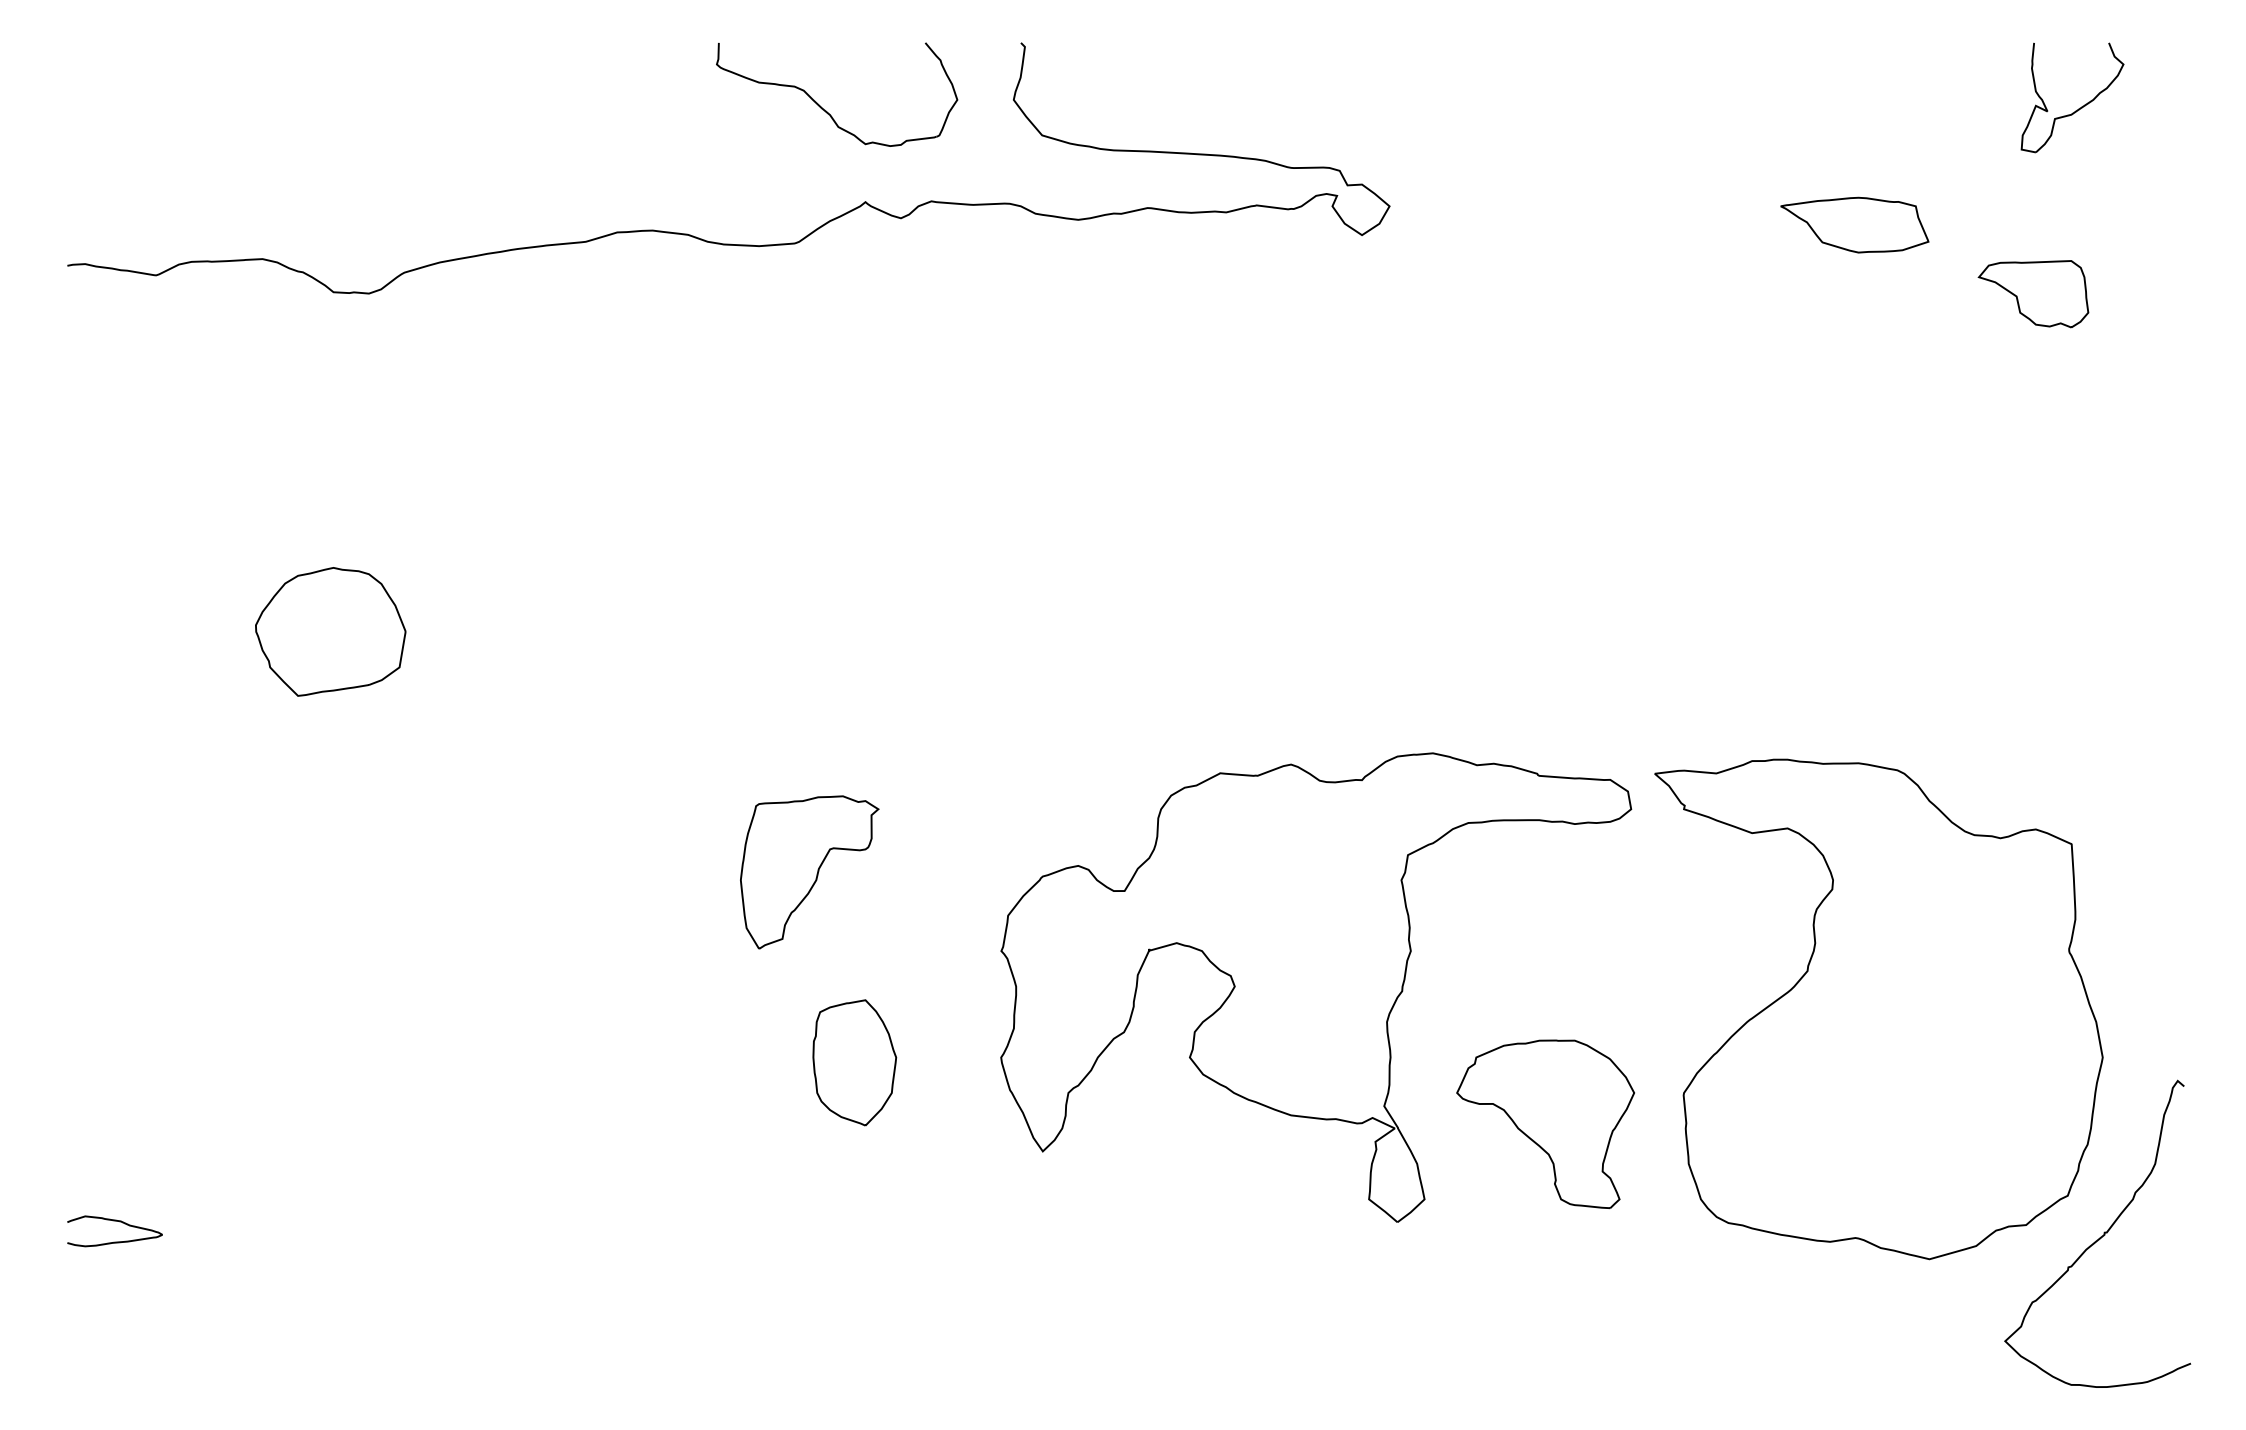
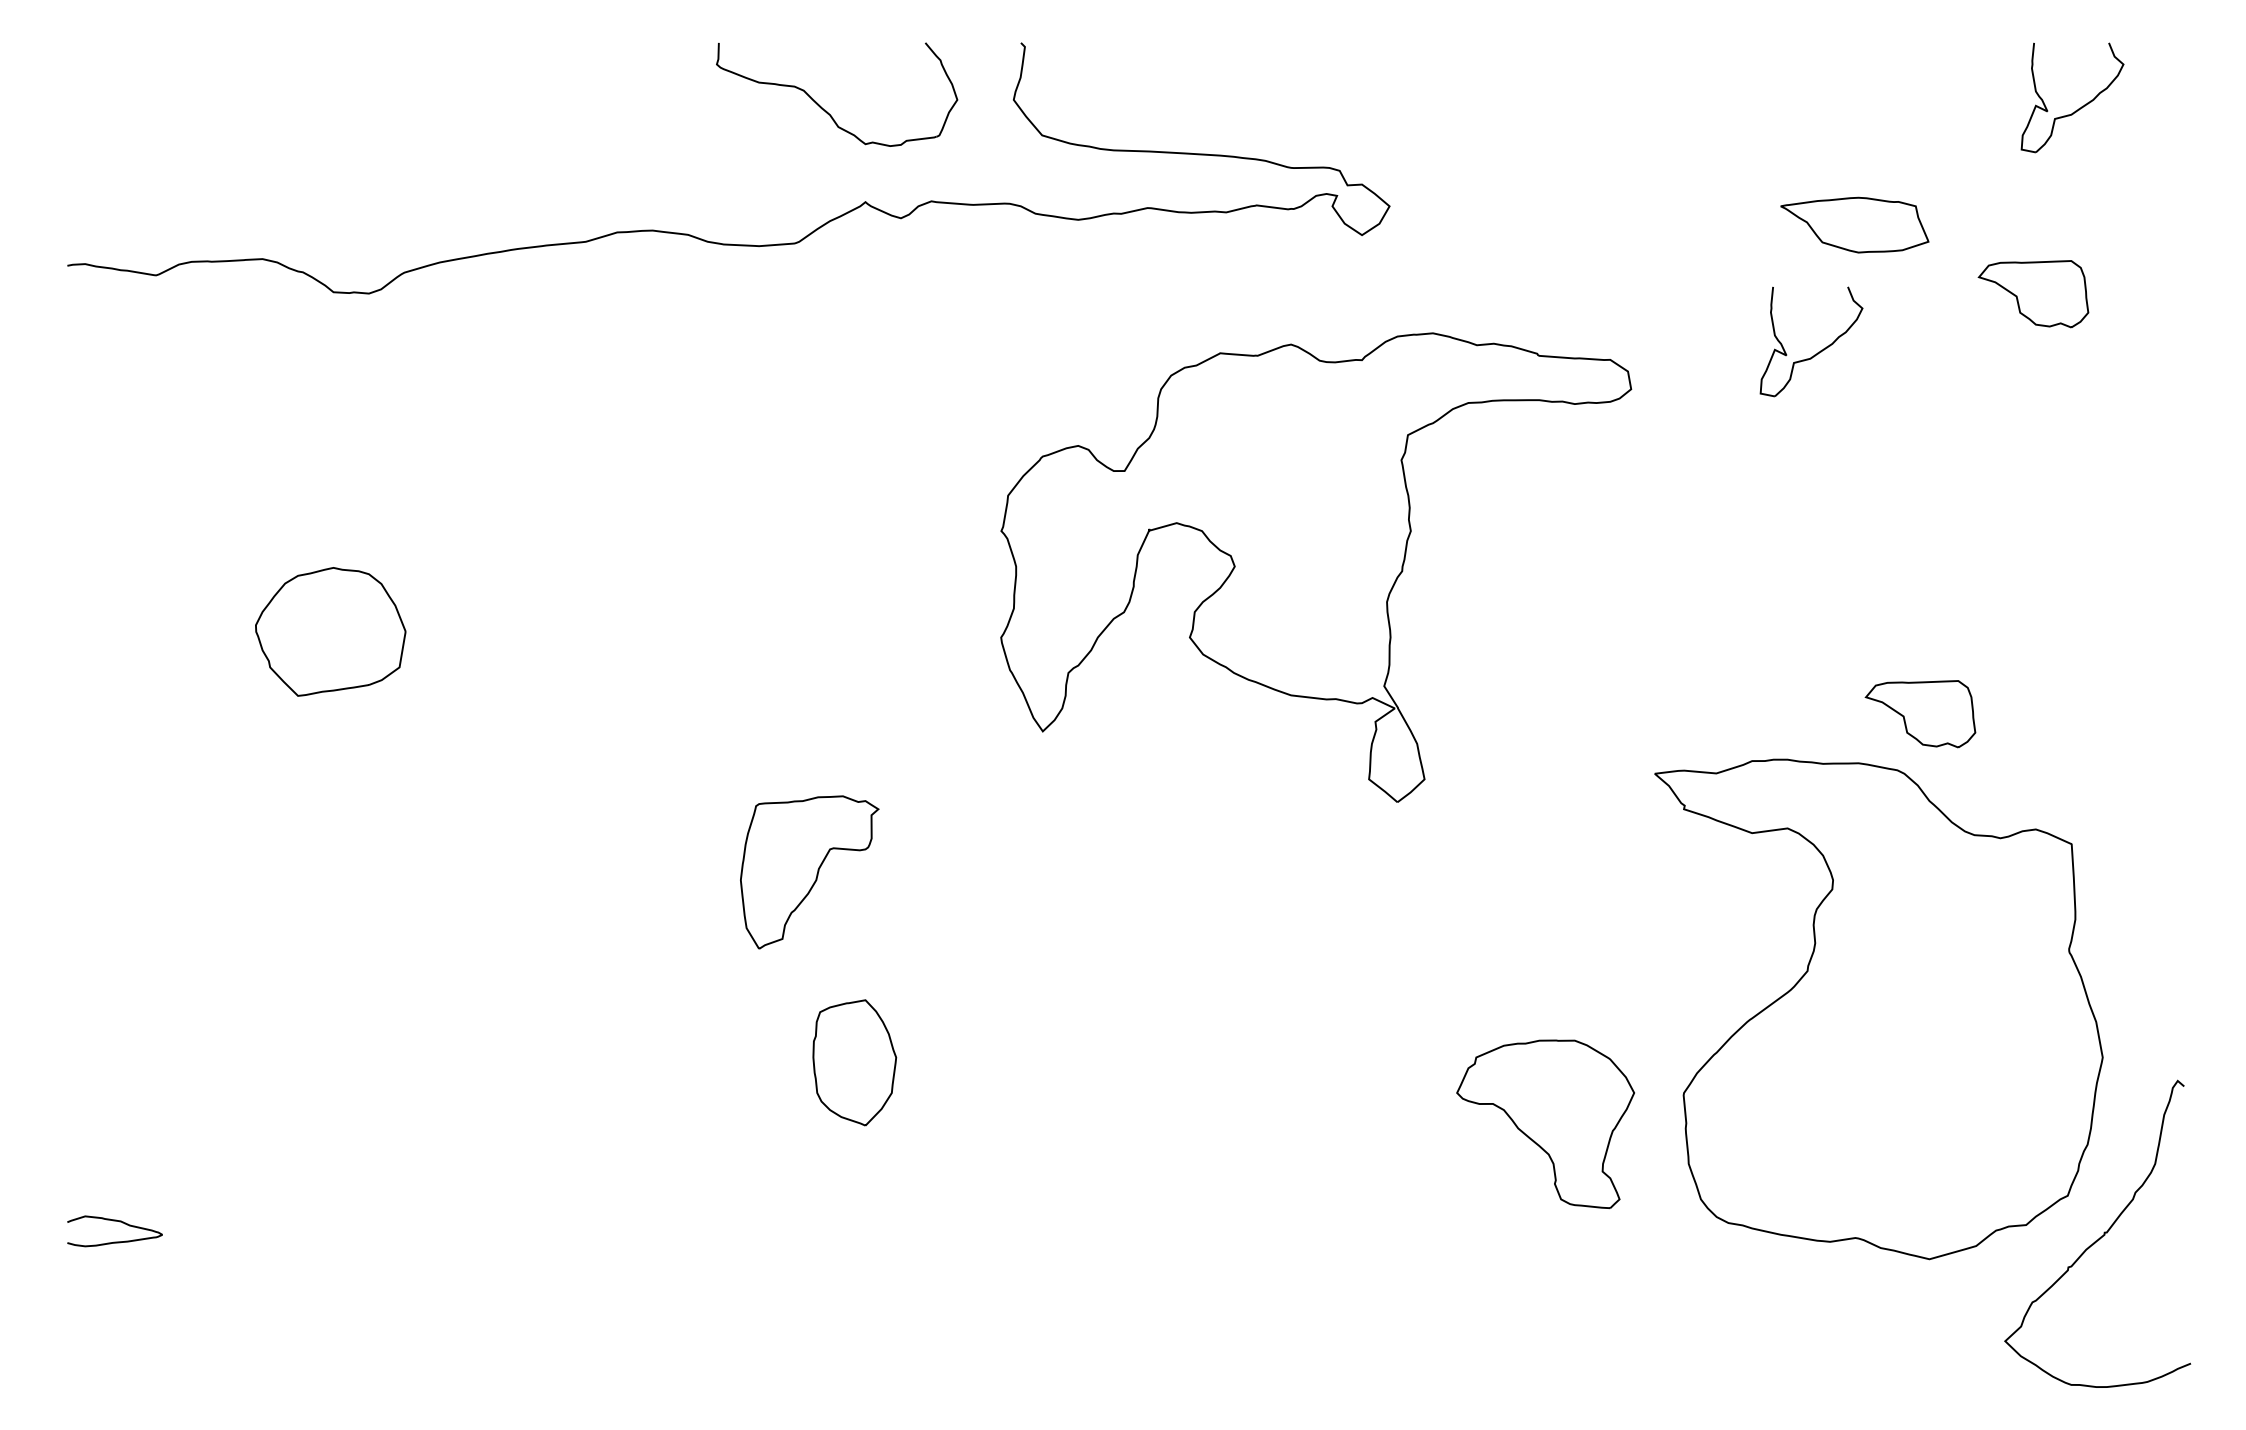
part: none -> present (1817, 352)
part: none -> present (1920, 714)
part position: (1316, 987) -> (1316, 567) (1316, 567)
